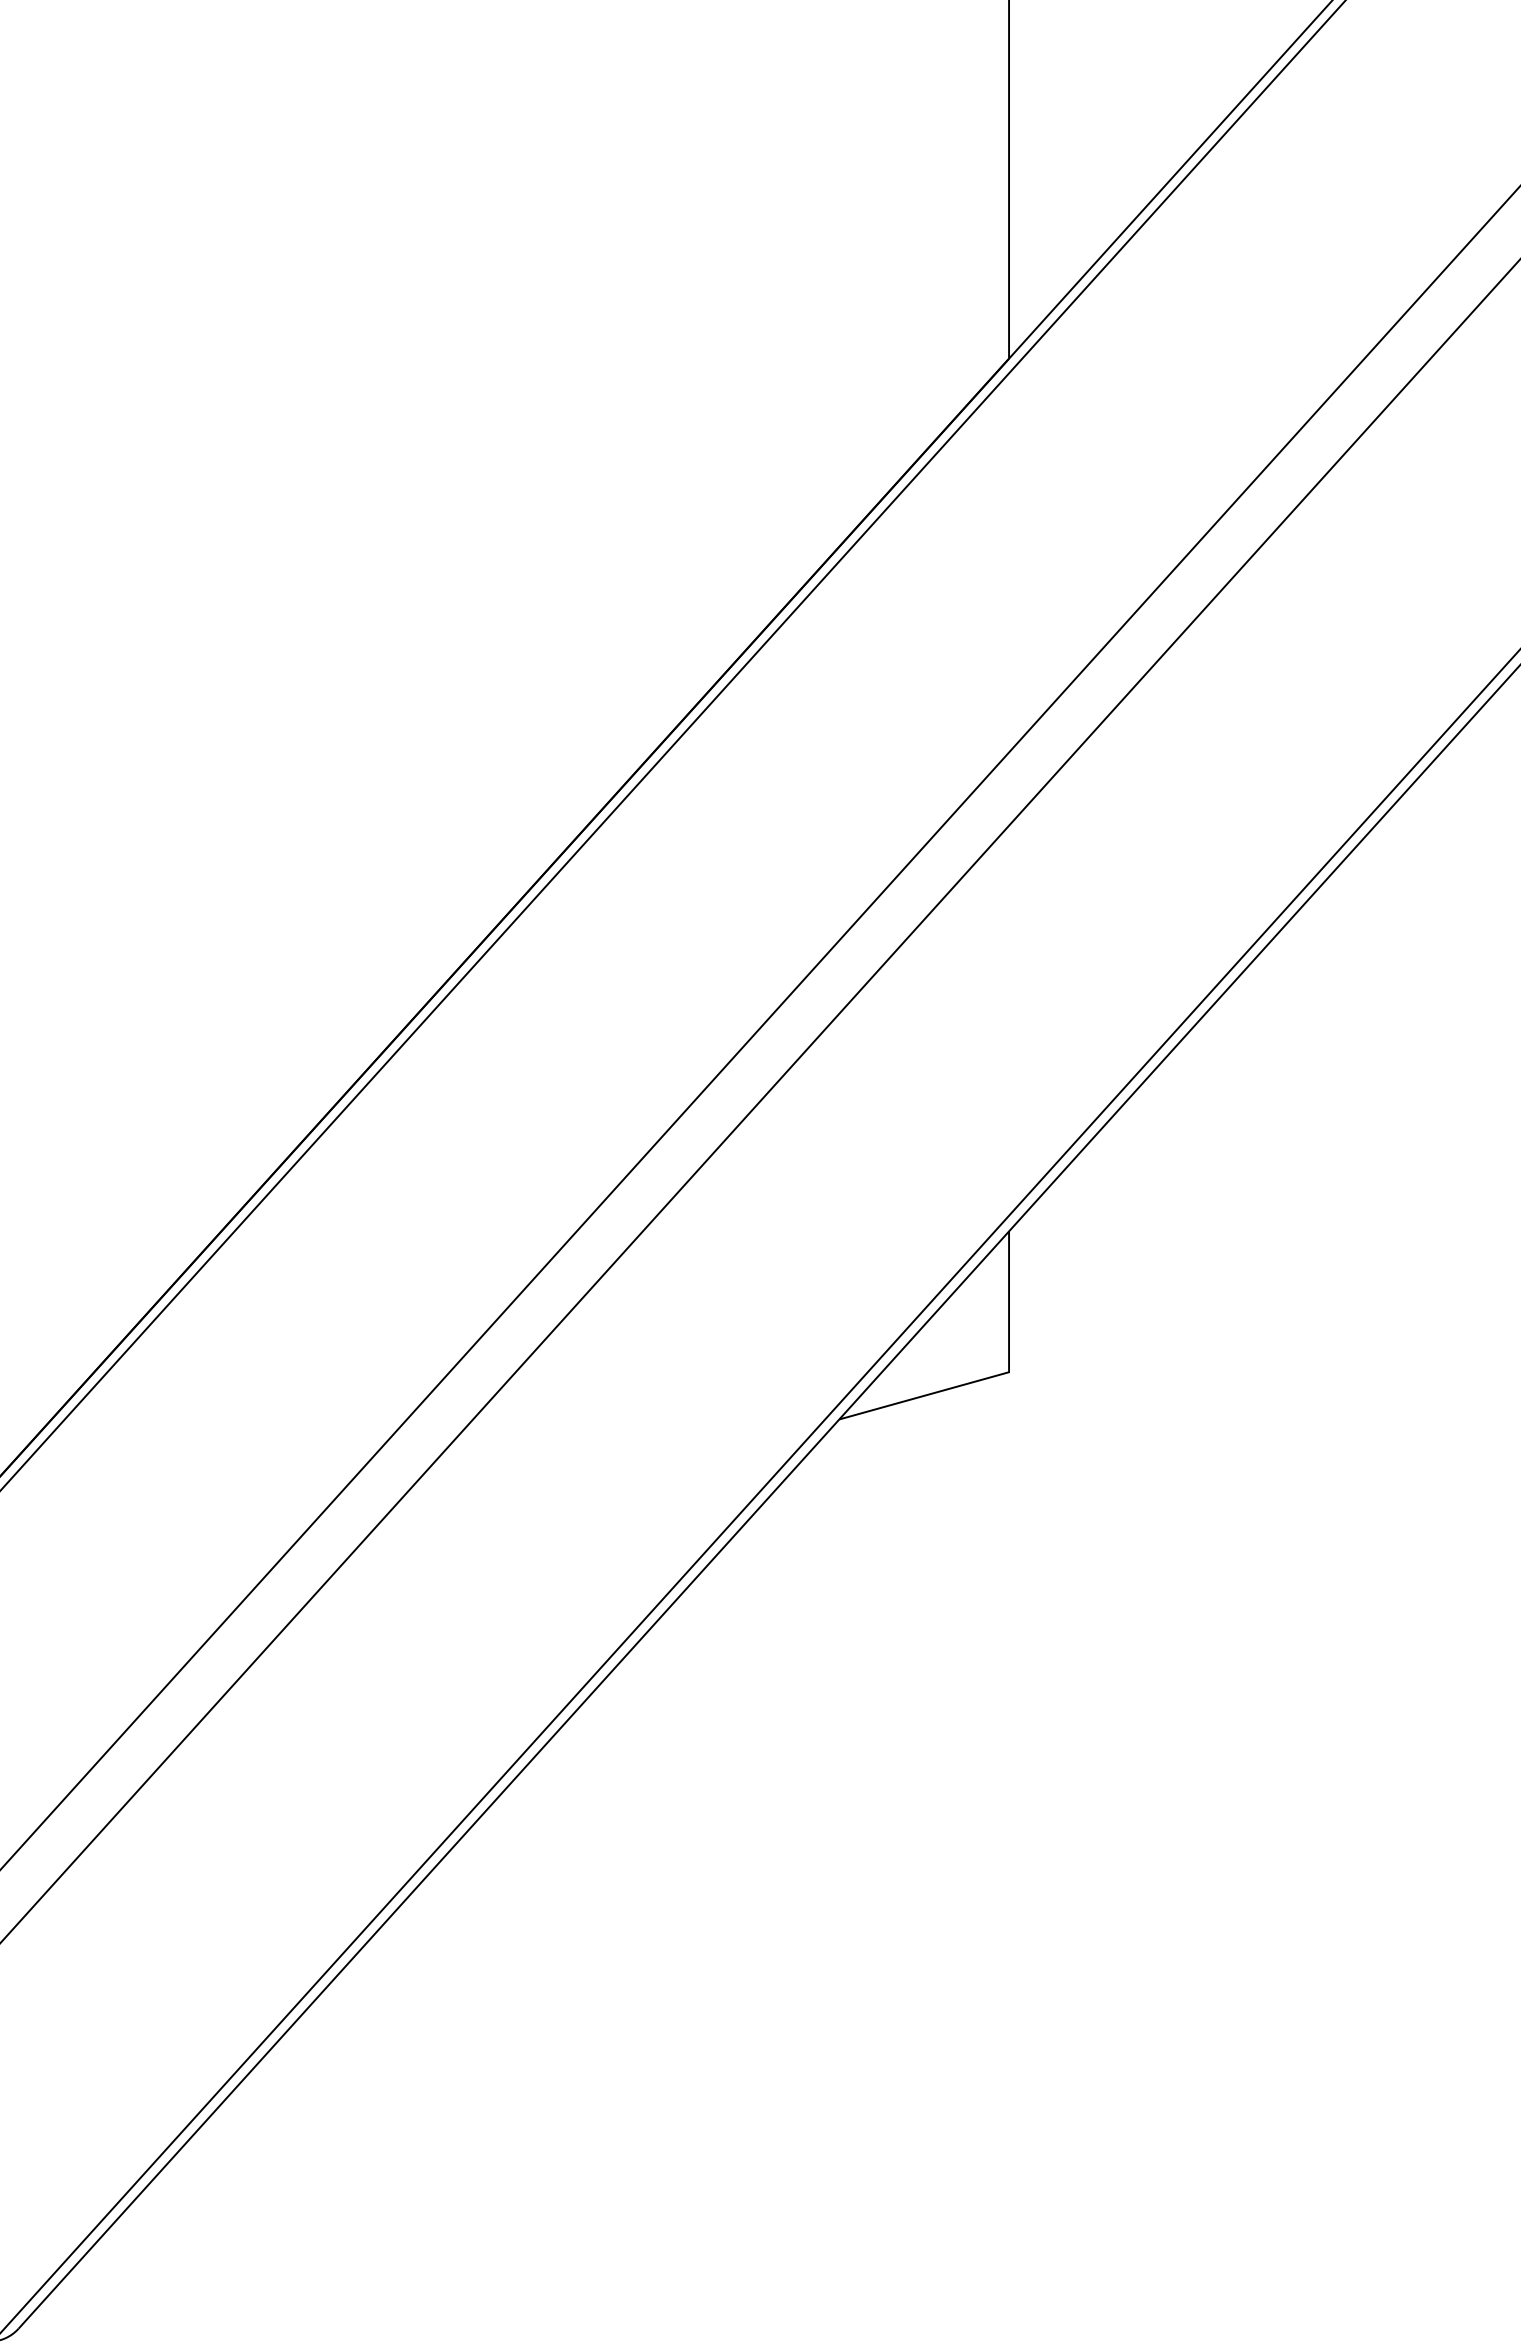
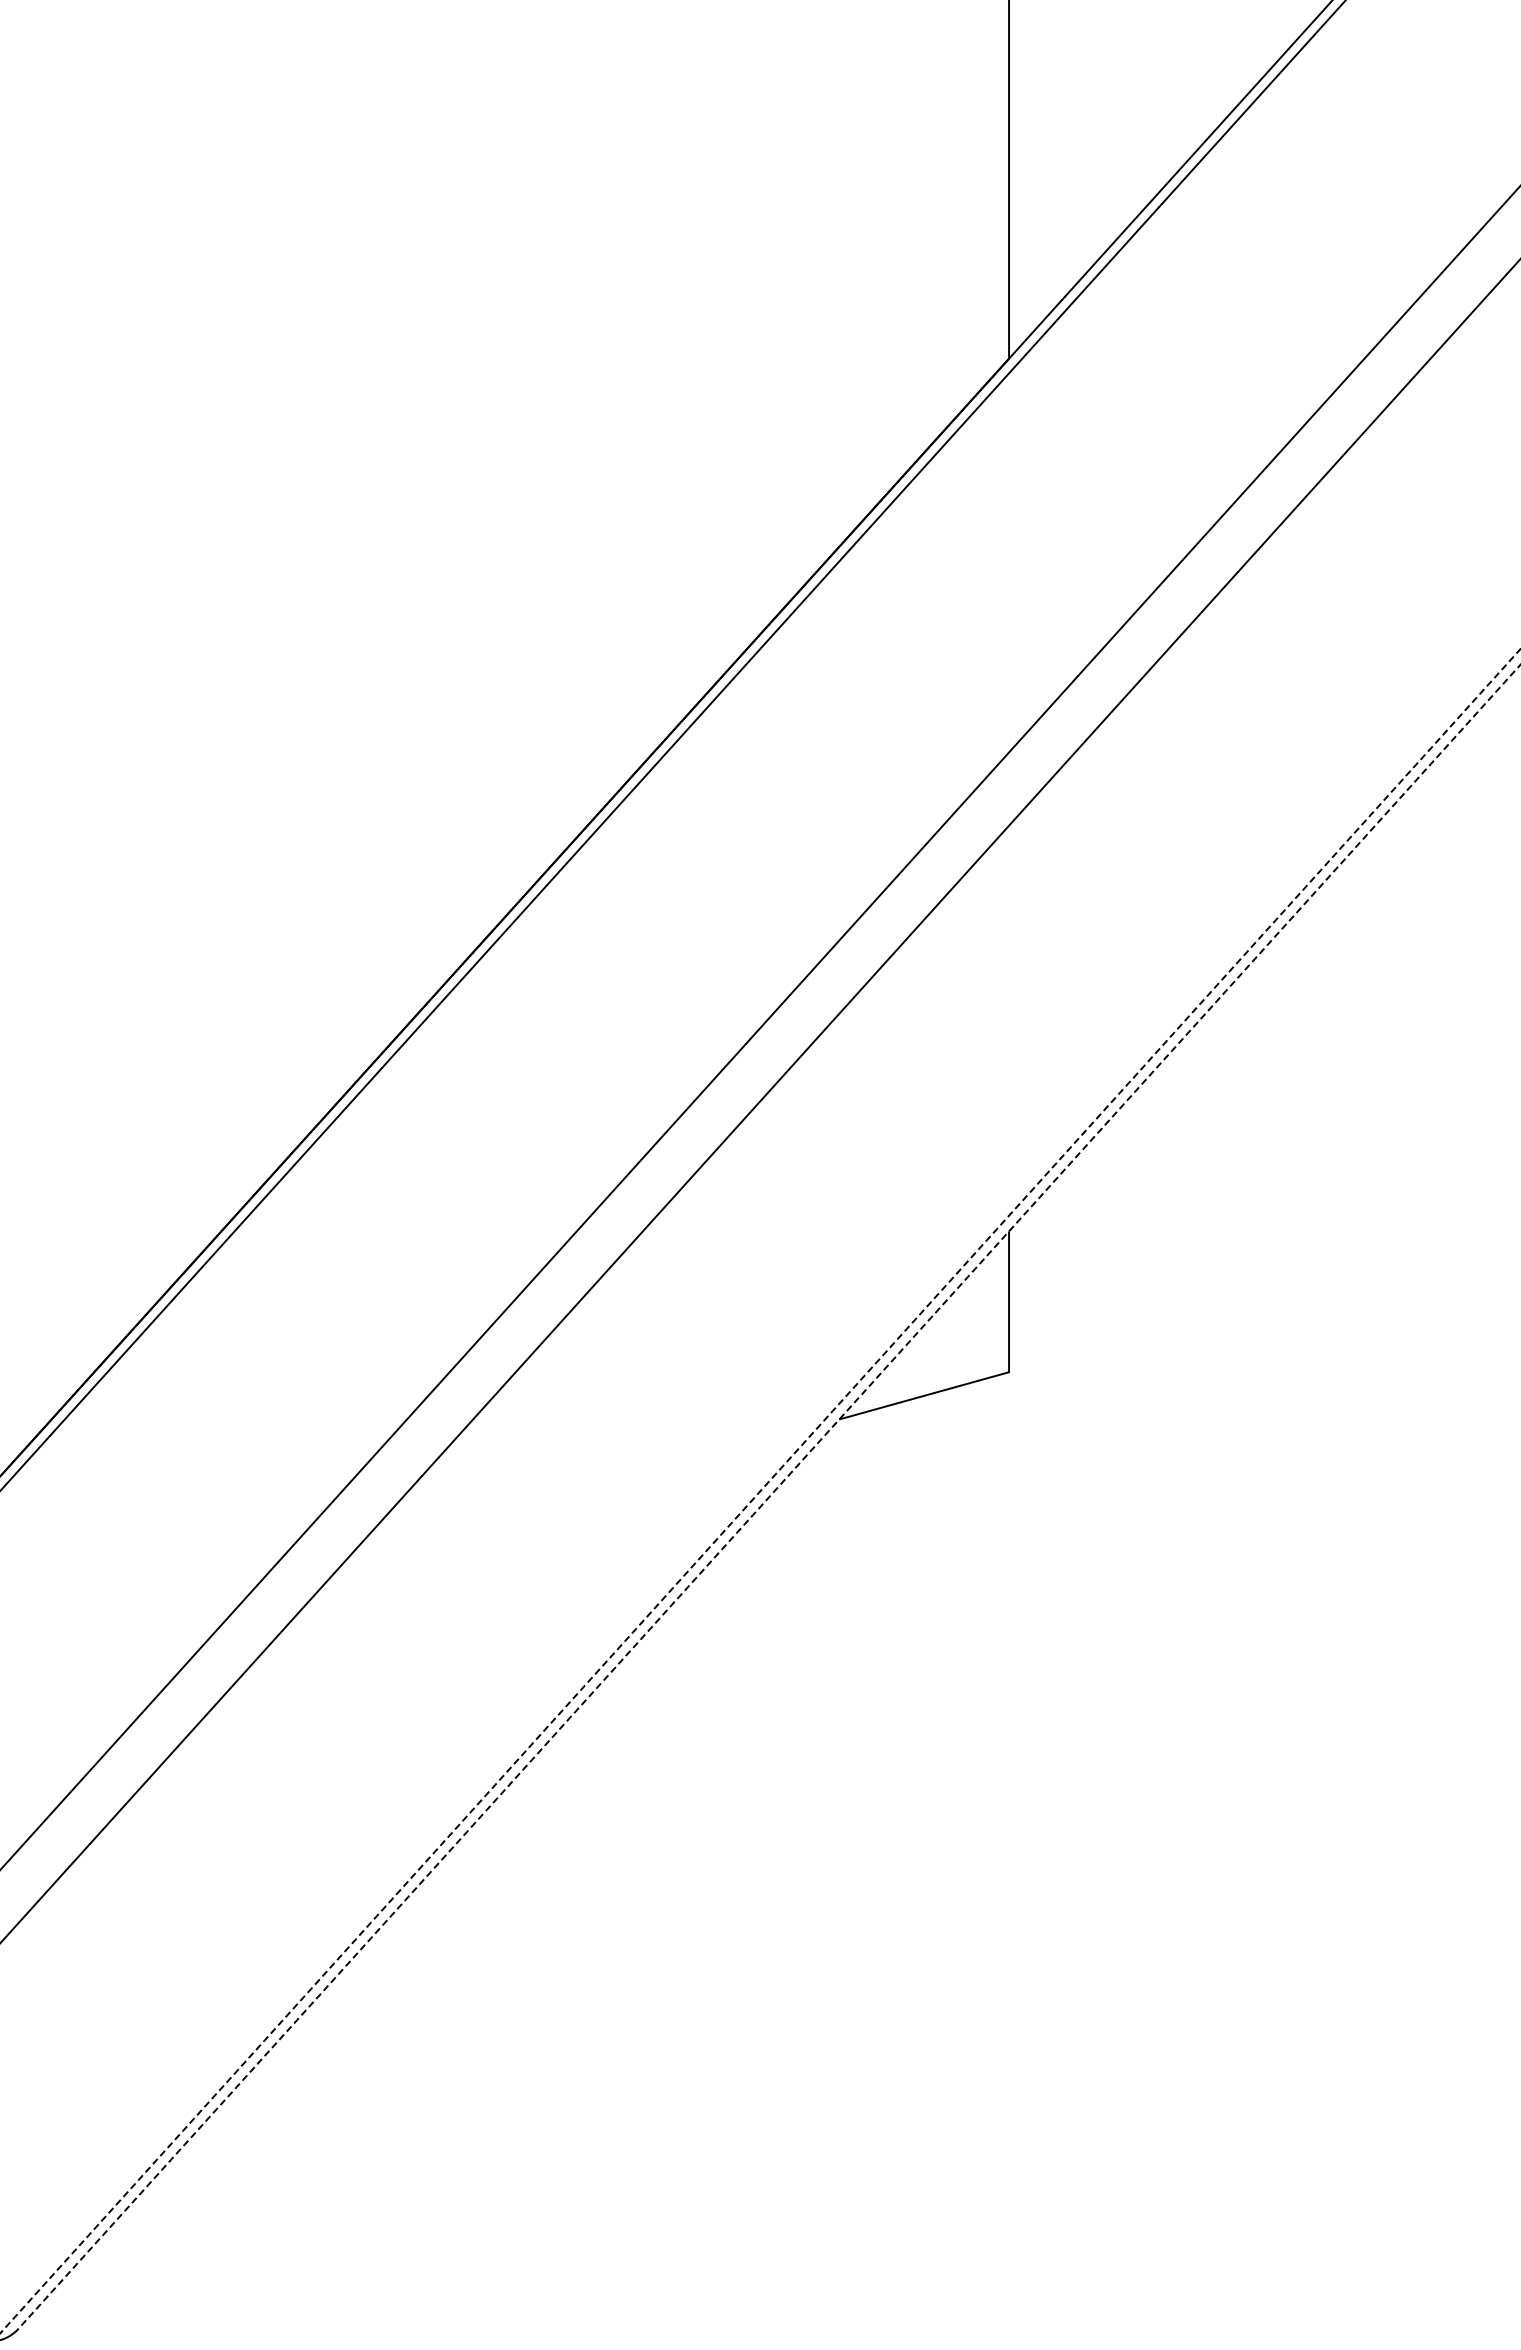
line: solid -> dashed (760, 1491)
line: solid -> dashed (769, 1496)
